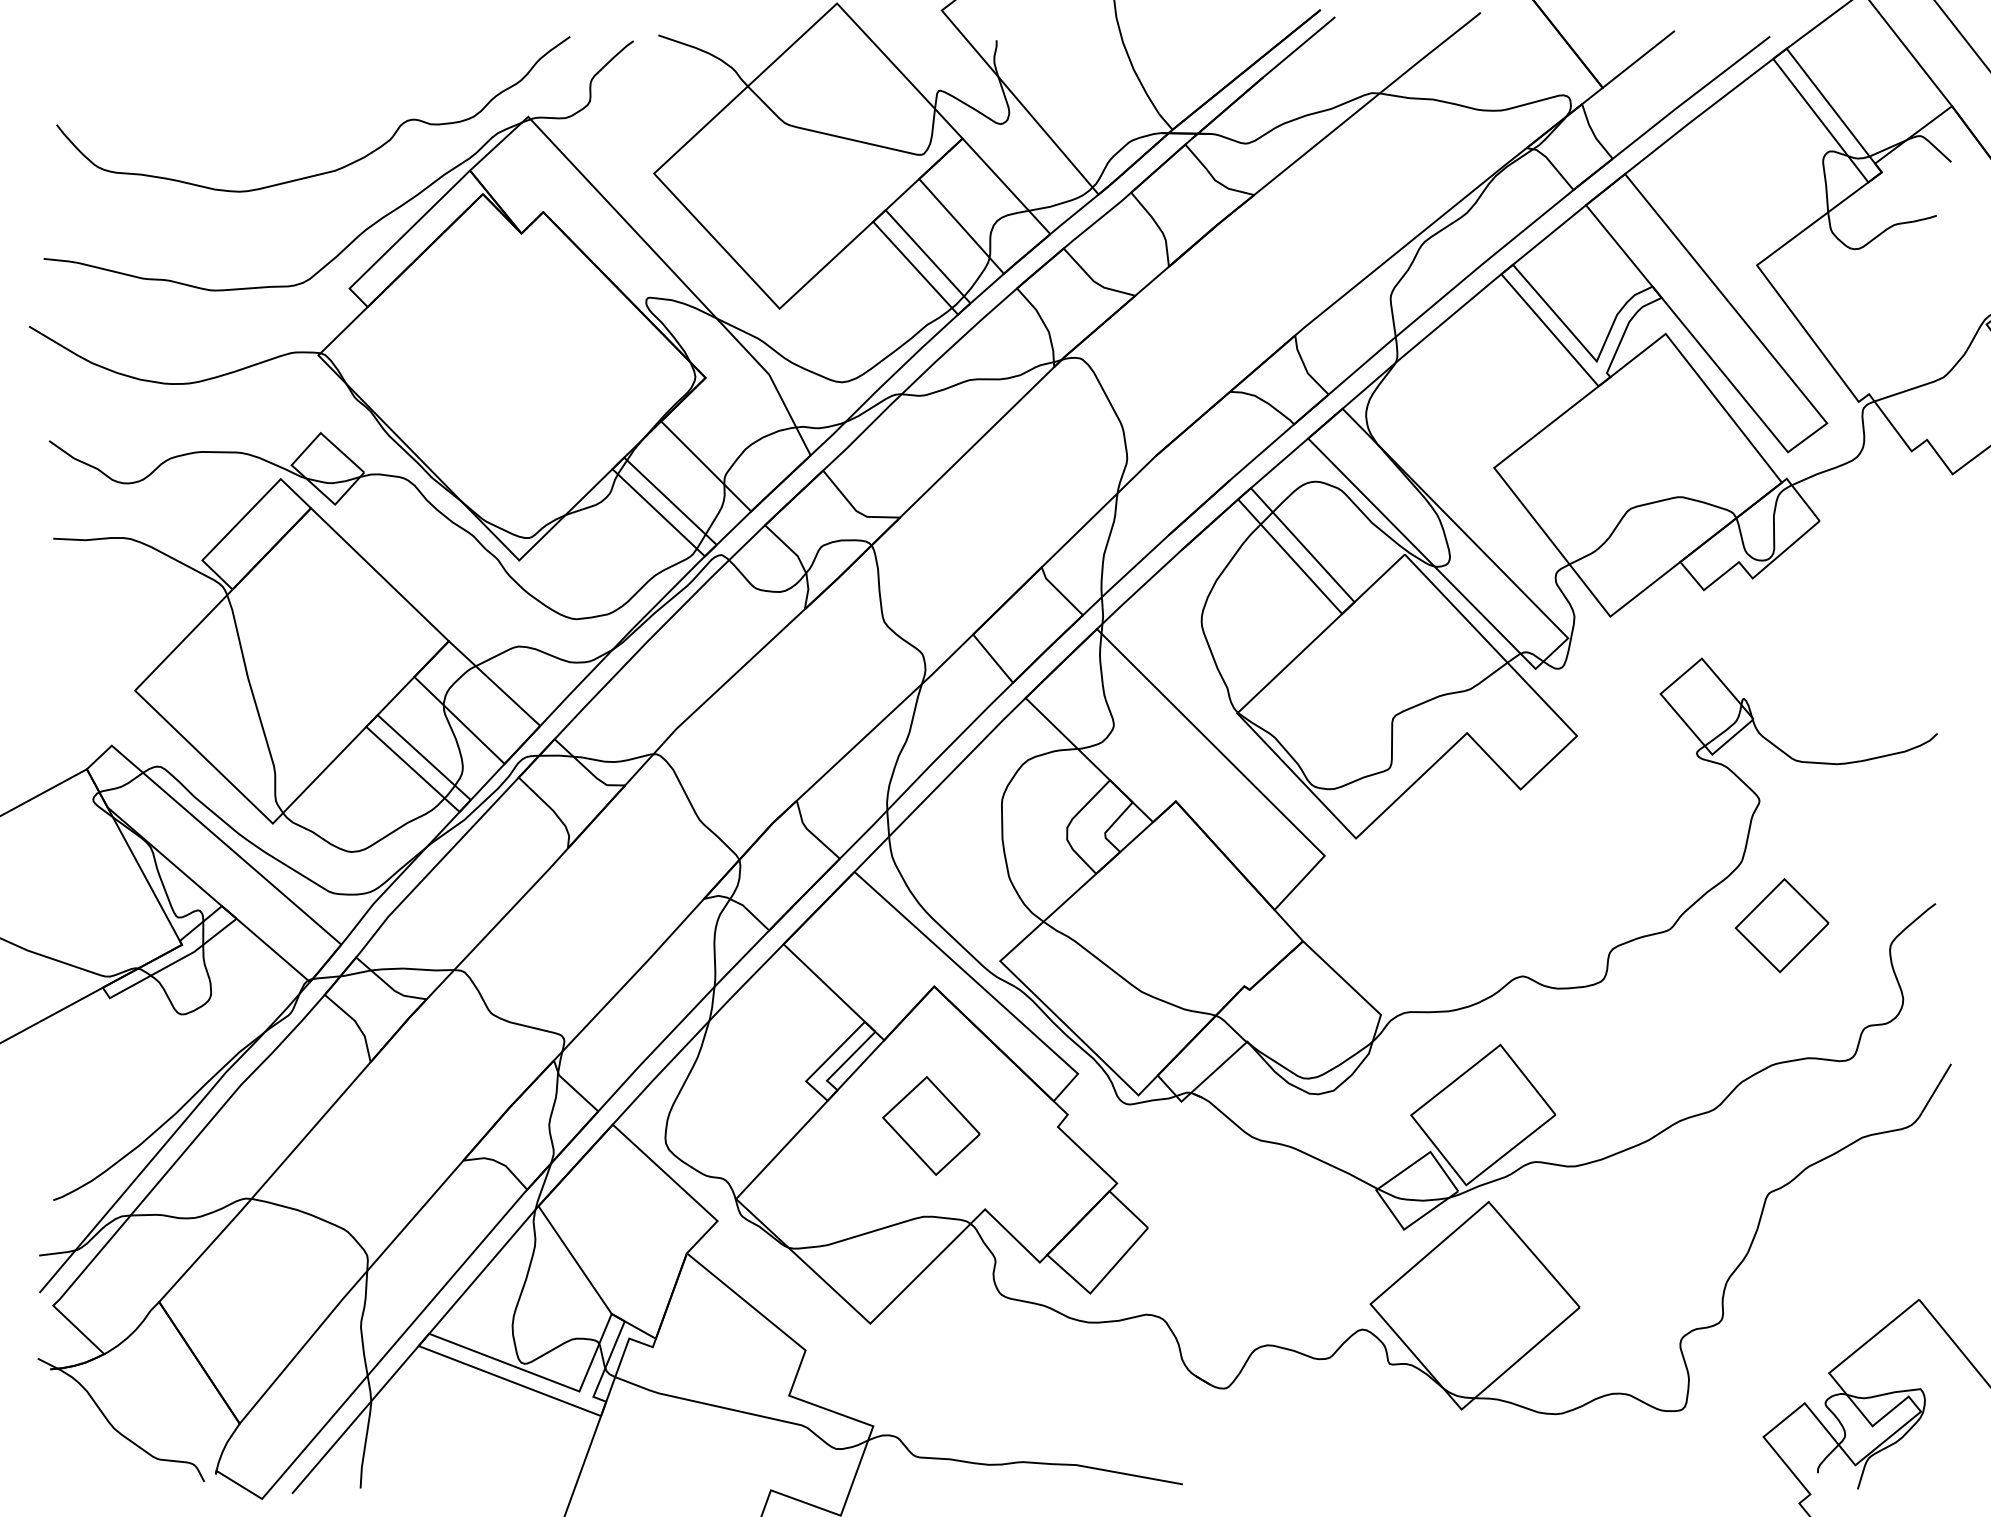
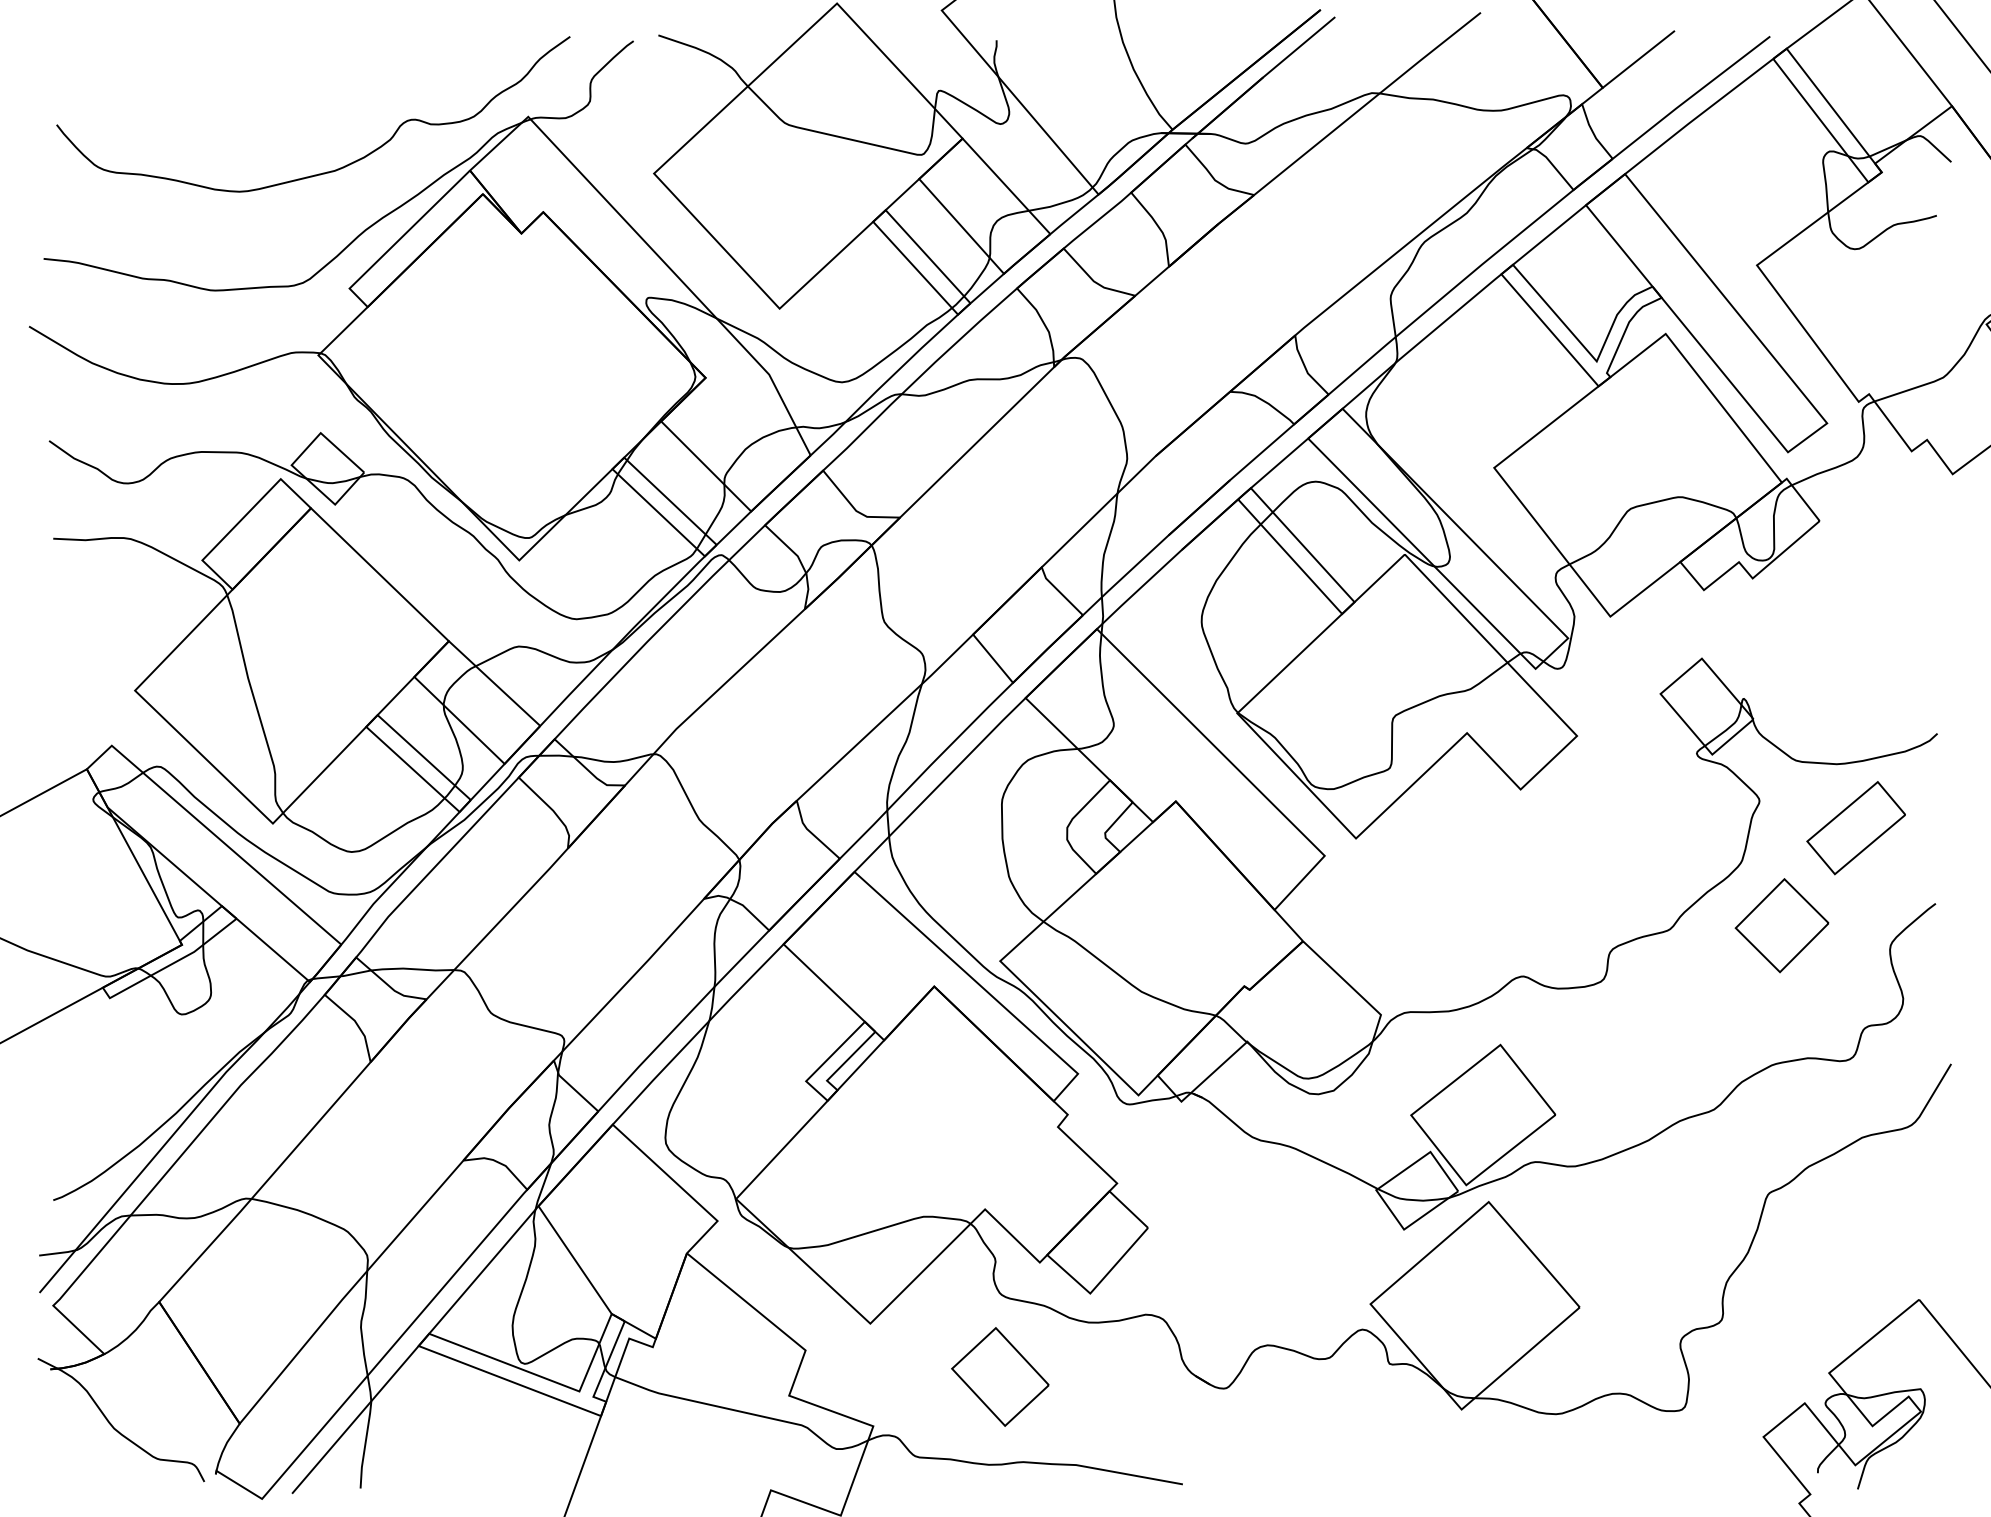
part: none -> present (1855, 828)
part position: (931, 1125) -> (1000, 1376) (1000, 1376)
